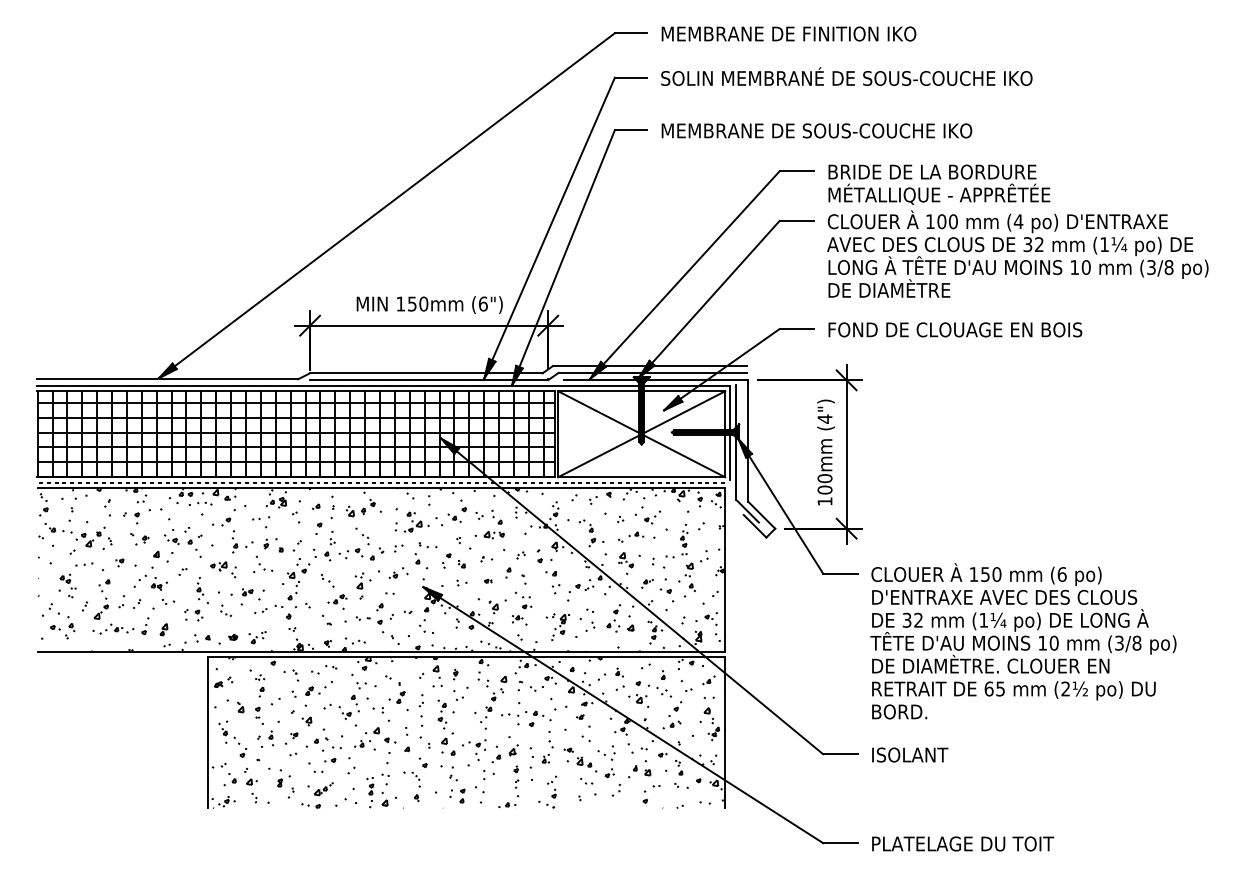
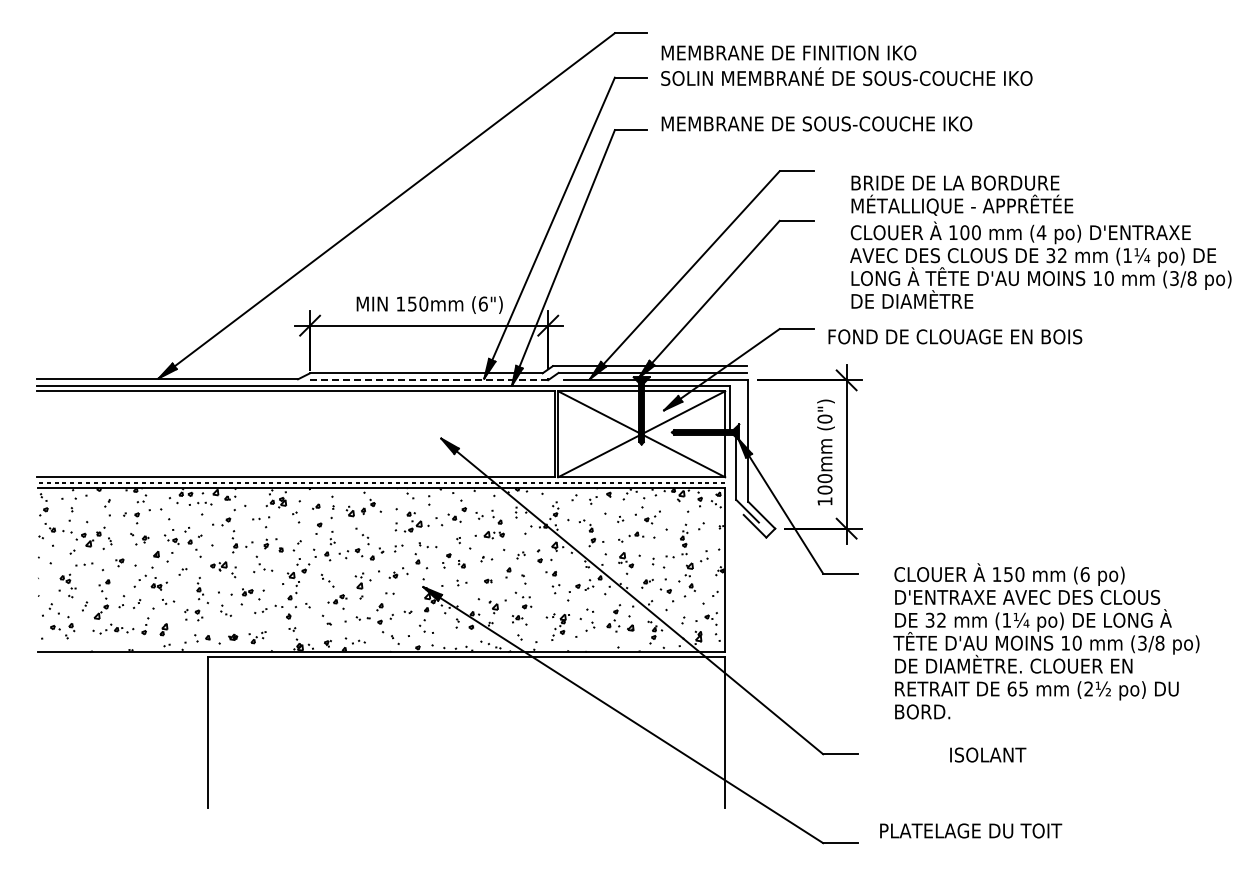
text position: (788, 33) -> (788, 52) (788, 52)
text position: (816, 130) -> (816, 123) (816, 123)
text position: (1017, 230) -> (1040, 241) (1040, 241)
text position: (955, 329) -> (955, 336) (955, 336)
line: solid -> dashed (428, 380)
line: present -> none (736, 406)
text: (4") -> (0") (824, 418)
hatch: present -> none (295, 434)
line: present -> none (730, 456)
text position: (1023, 641) -> (1046, 641) (1046, 641)
hatch: present -> none (467, 732)
text position: (910, 754) -> (988, 754) (988, 754)
text position: (963, 843) -> (971, 830) (971, 830)
